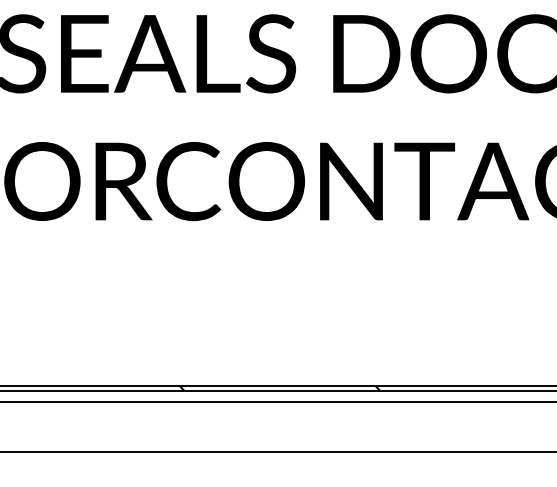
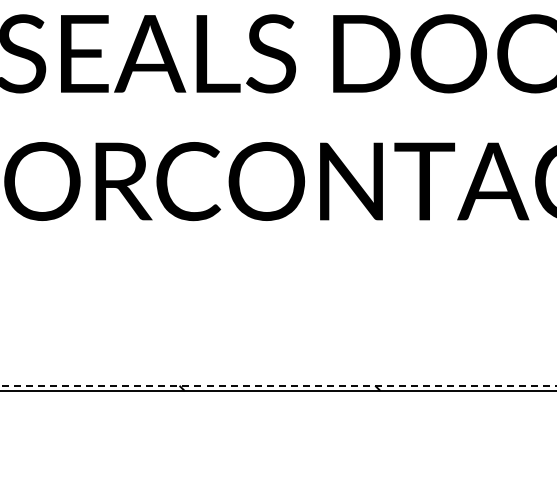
line: solid -> dashed (277, 385)
line: present -> none (277, 402)
line: present -> none (277, 452)
